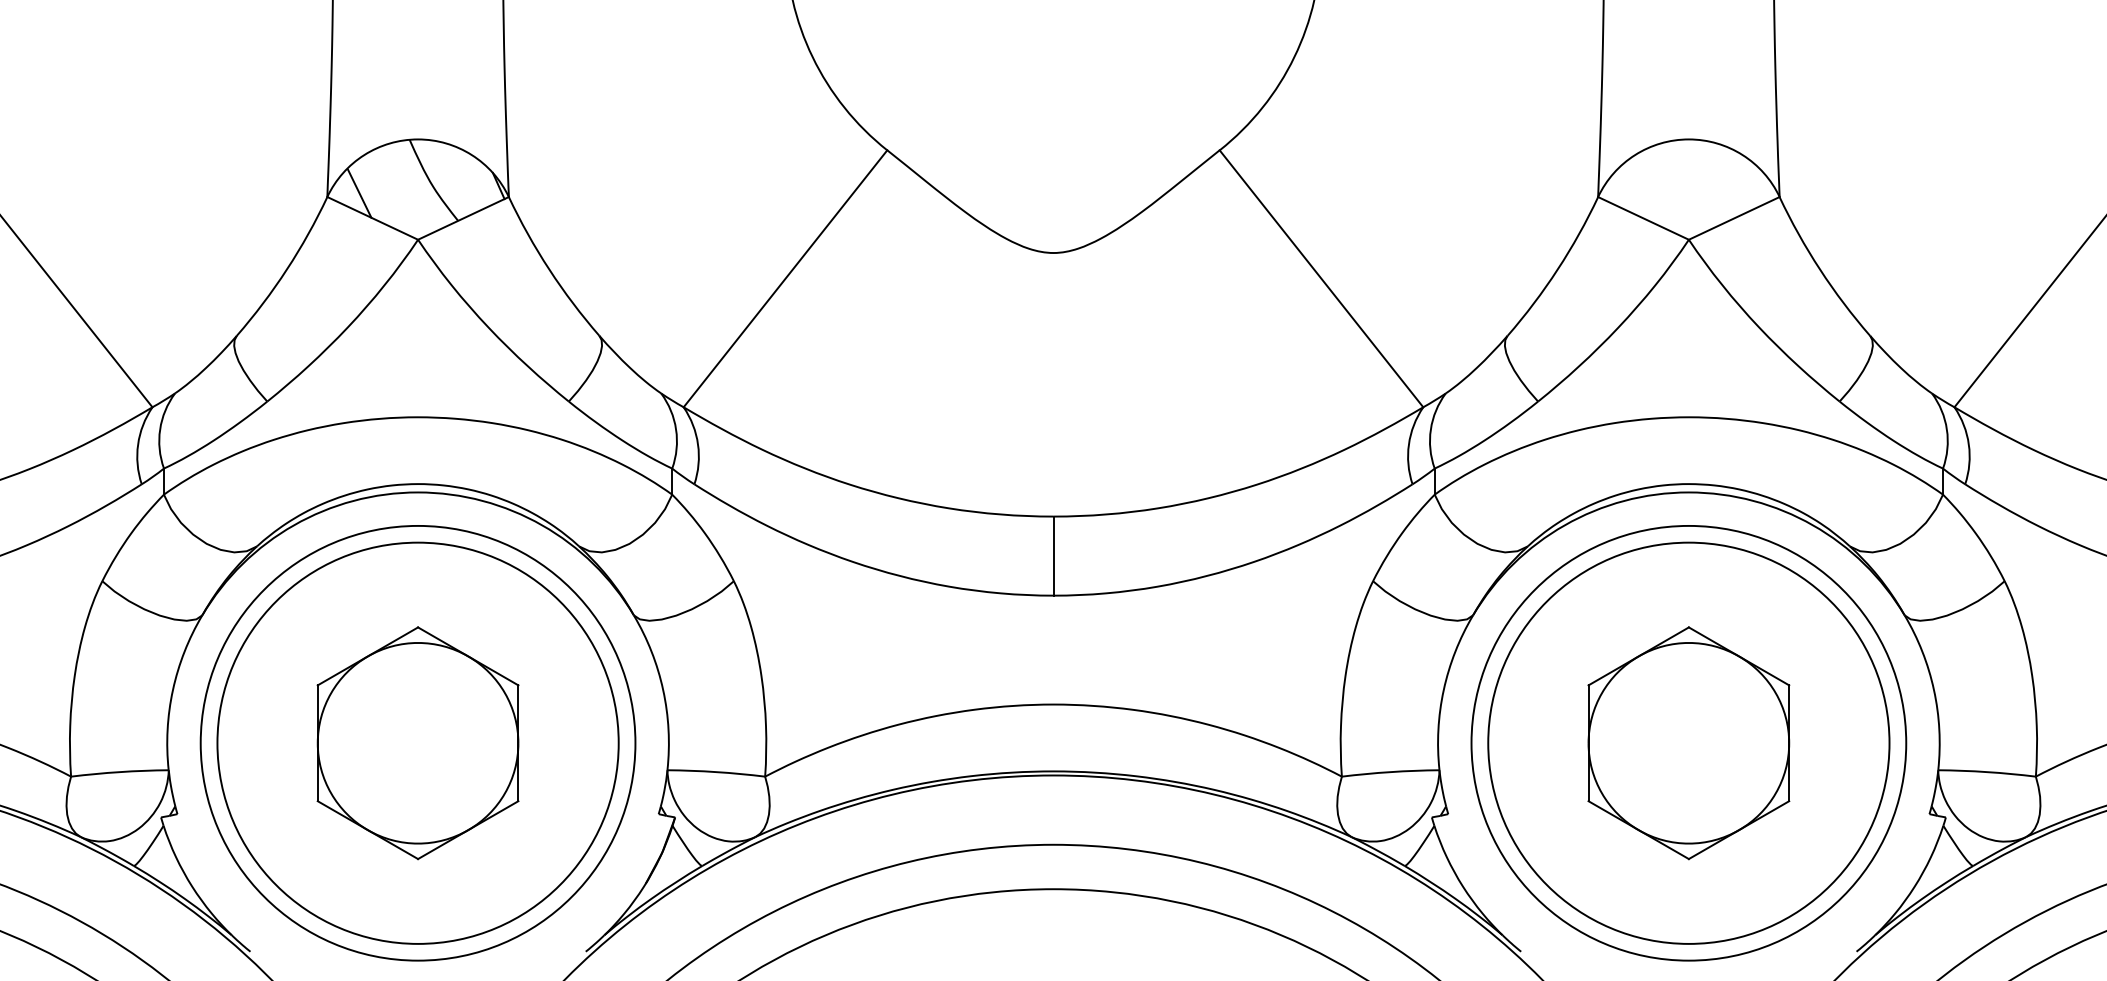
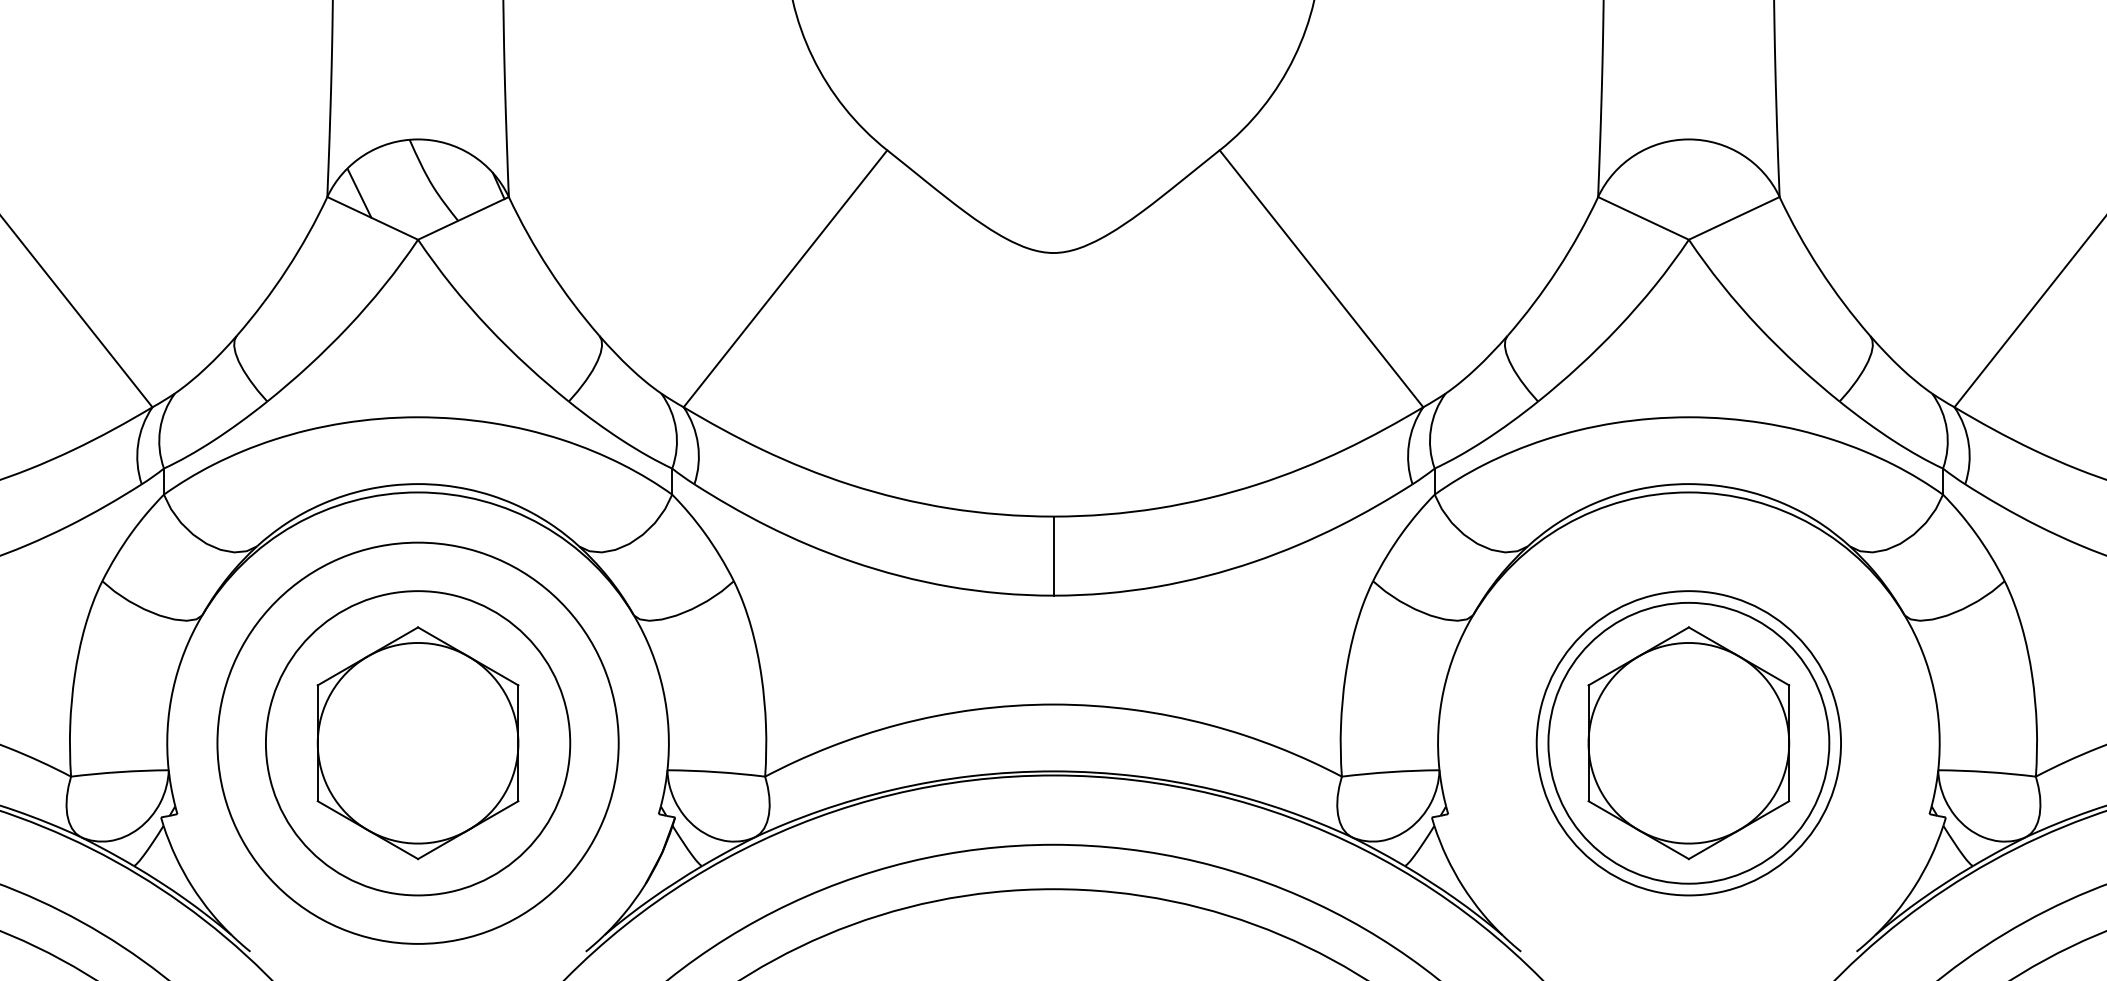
circle diameter: 435 px -> 304 px (417, 743)
circle diameter: 401 px -> 281 px (1688, 742)
circle diameter: 435 px -> 304 px (1688, 743)
